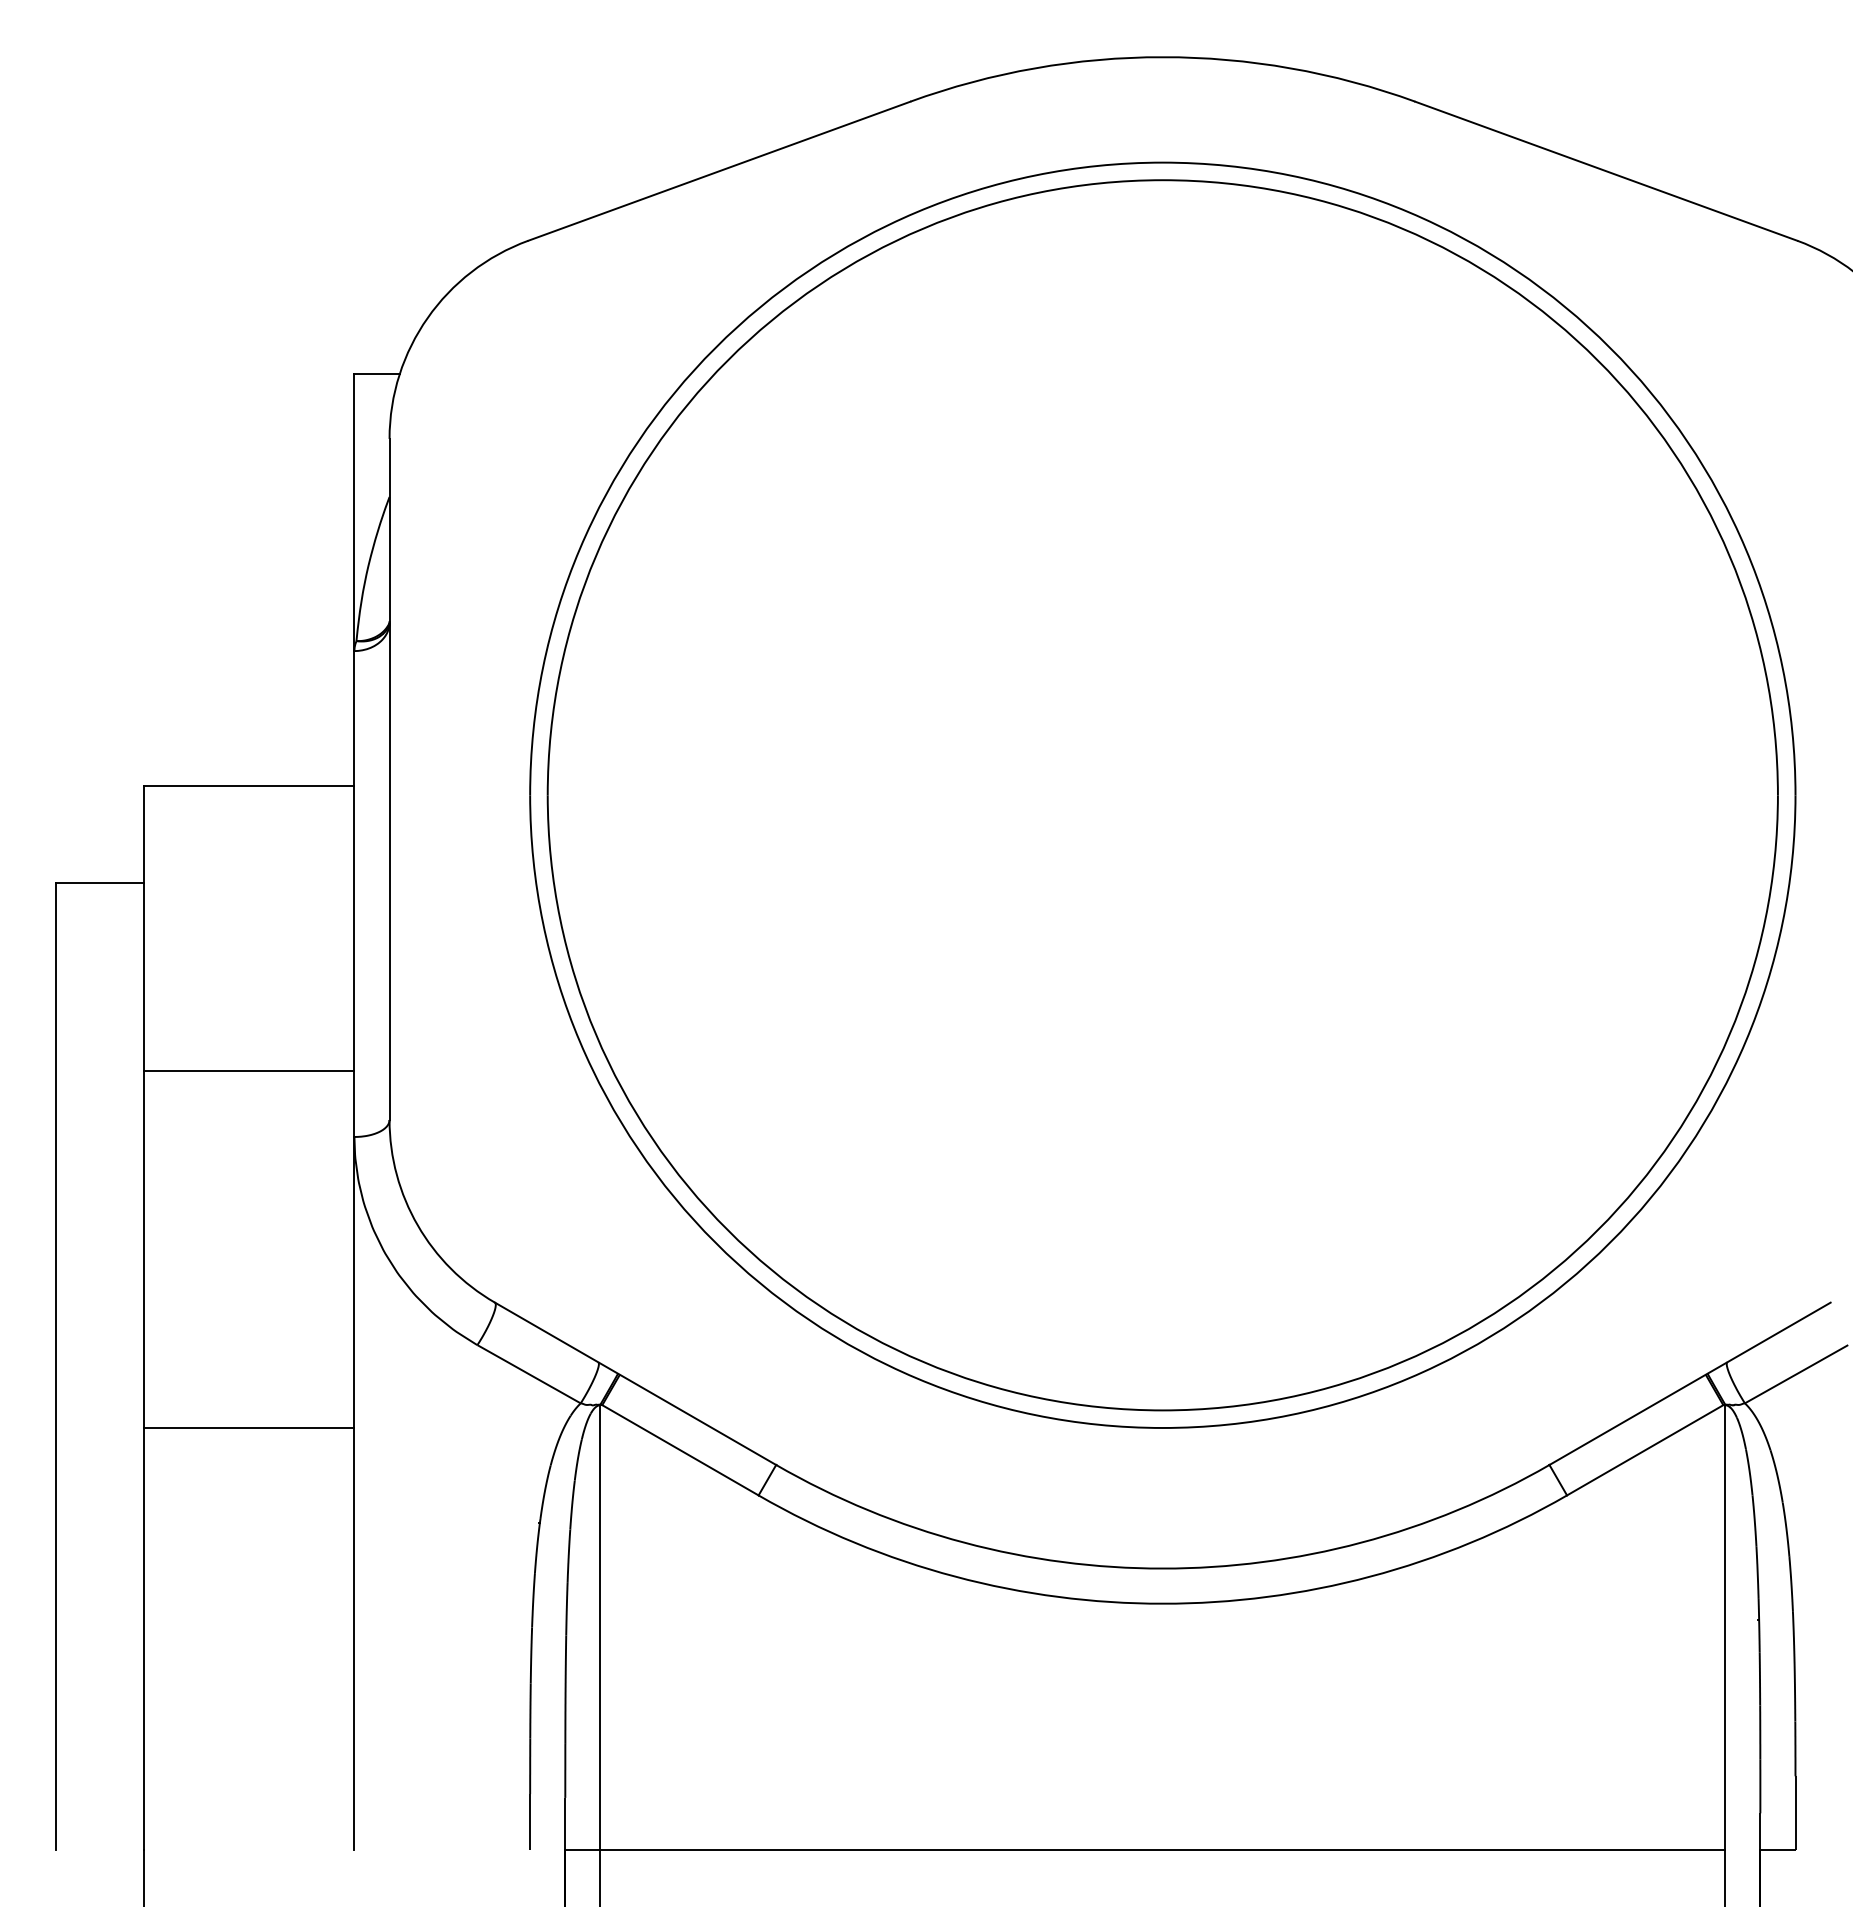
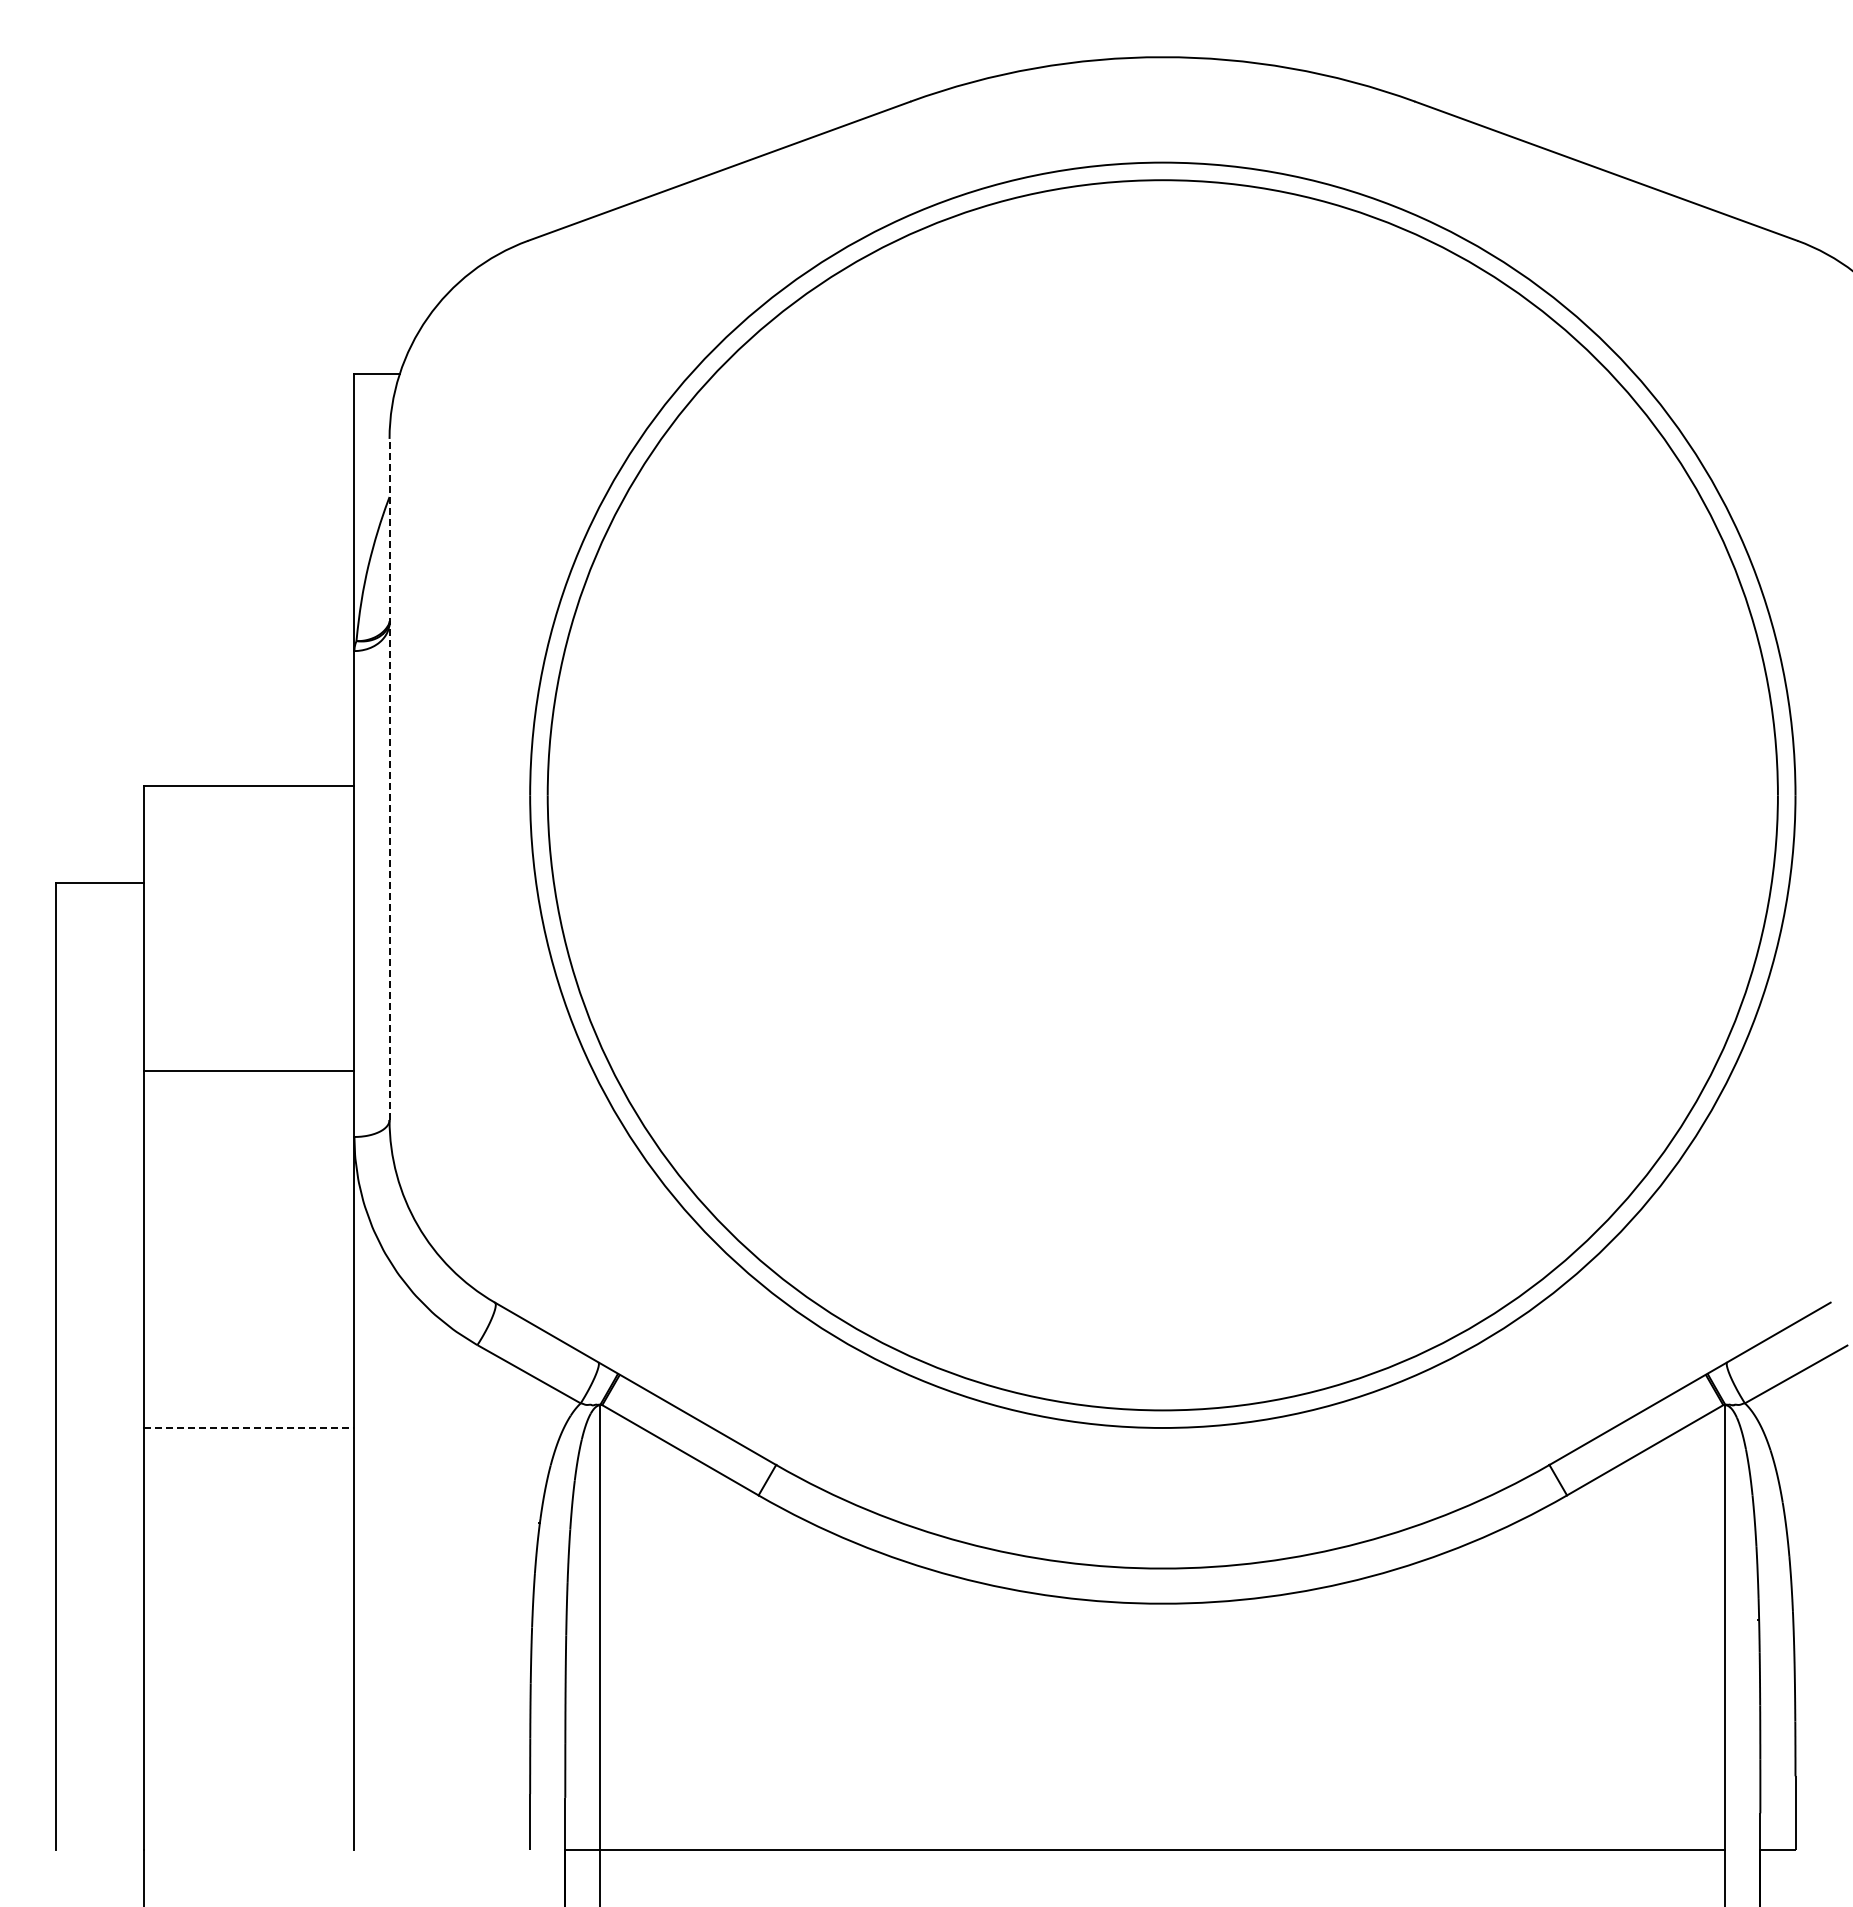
line: solid -> dashed (389, 779)
line: solid -> dashed (249, 1427)
